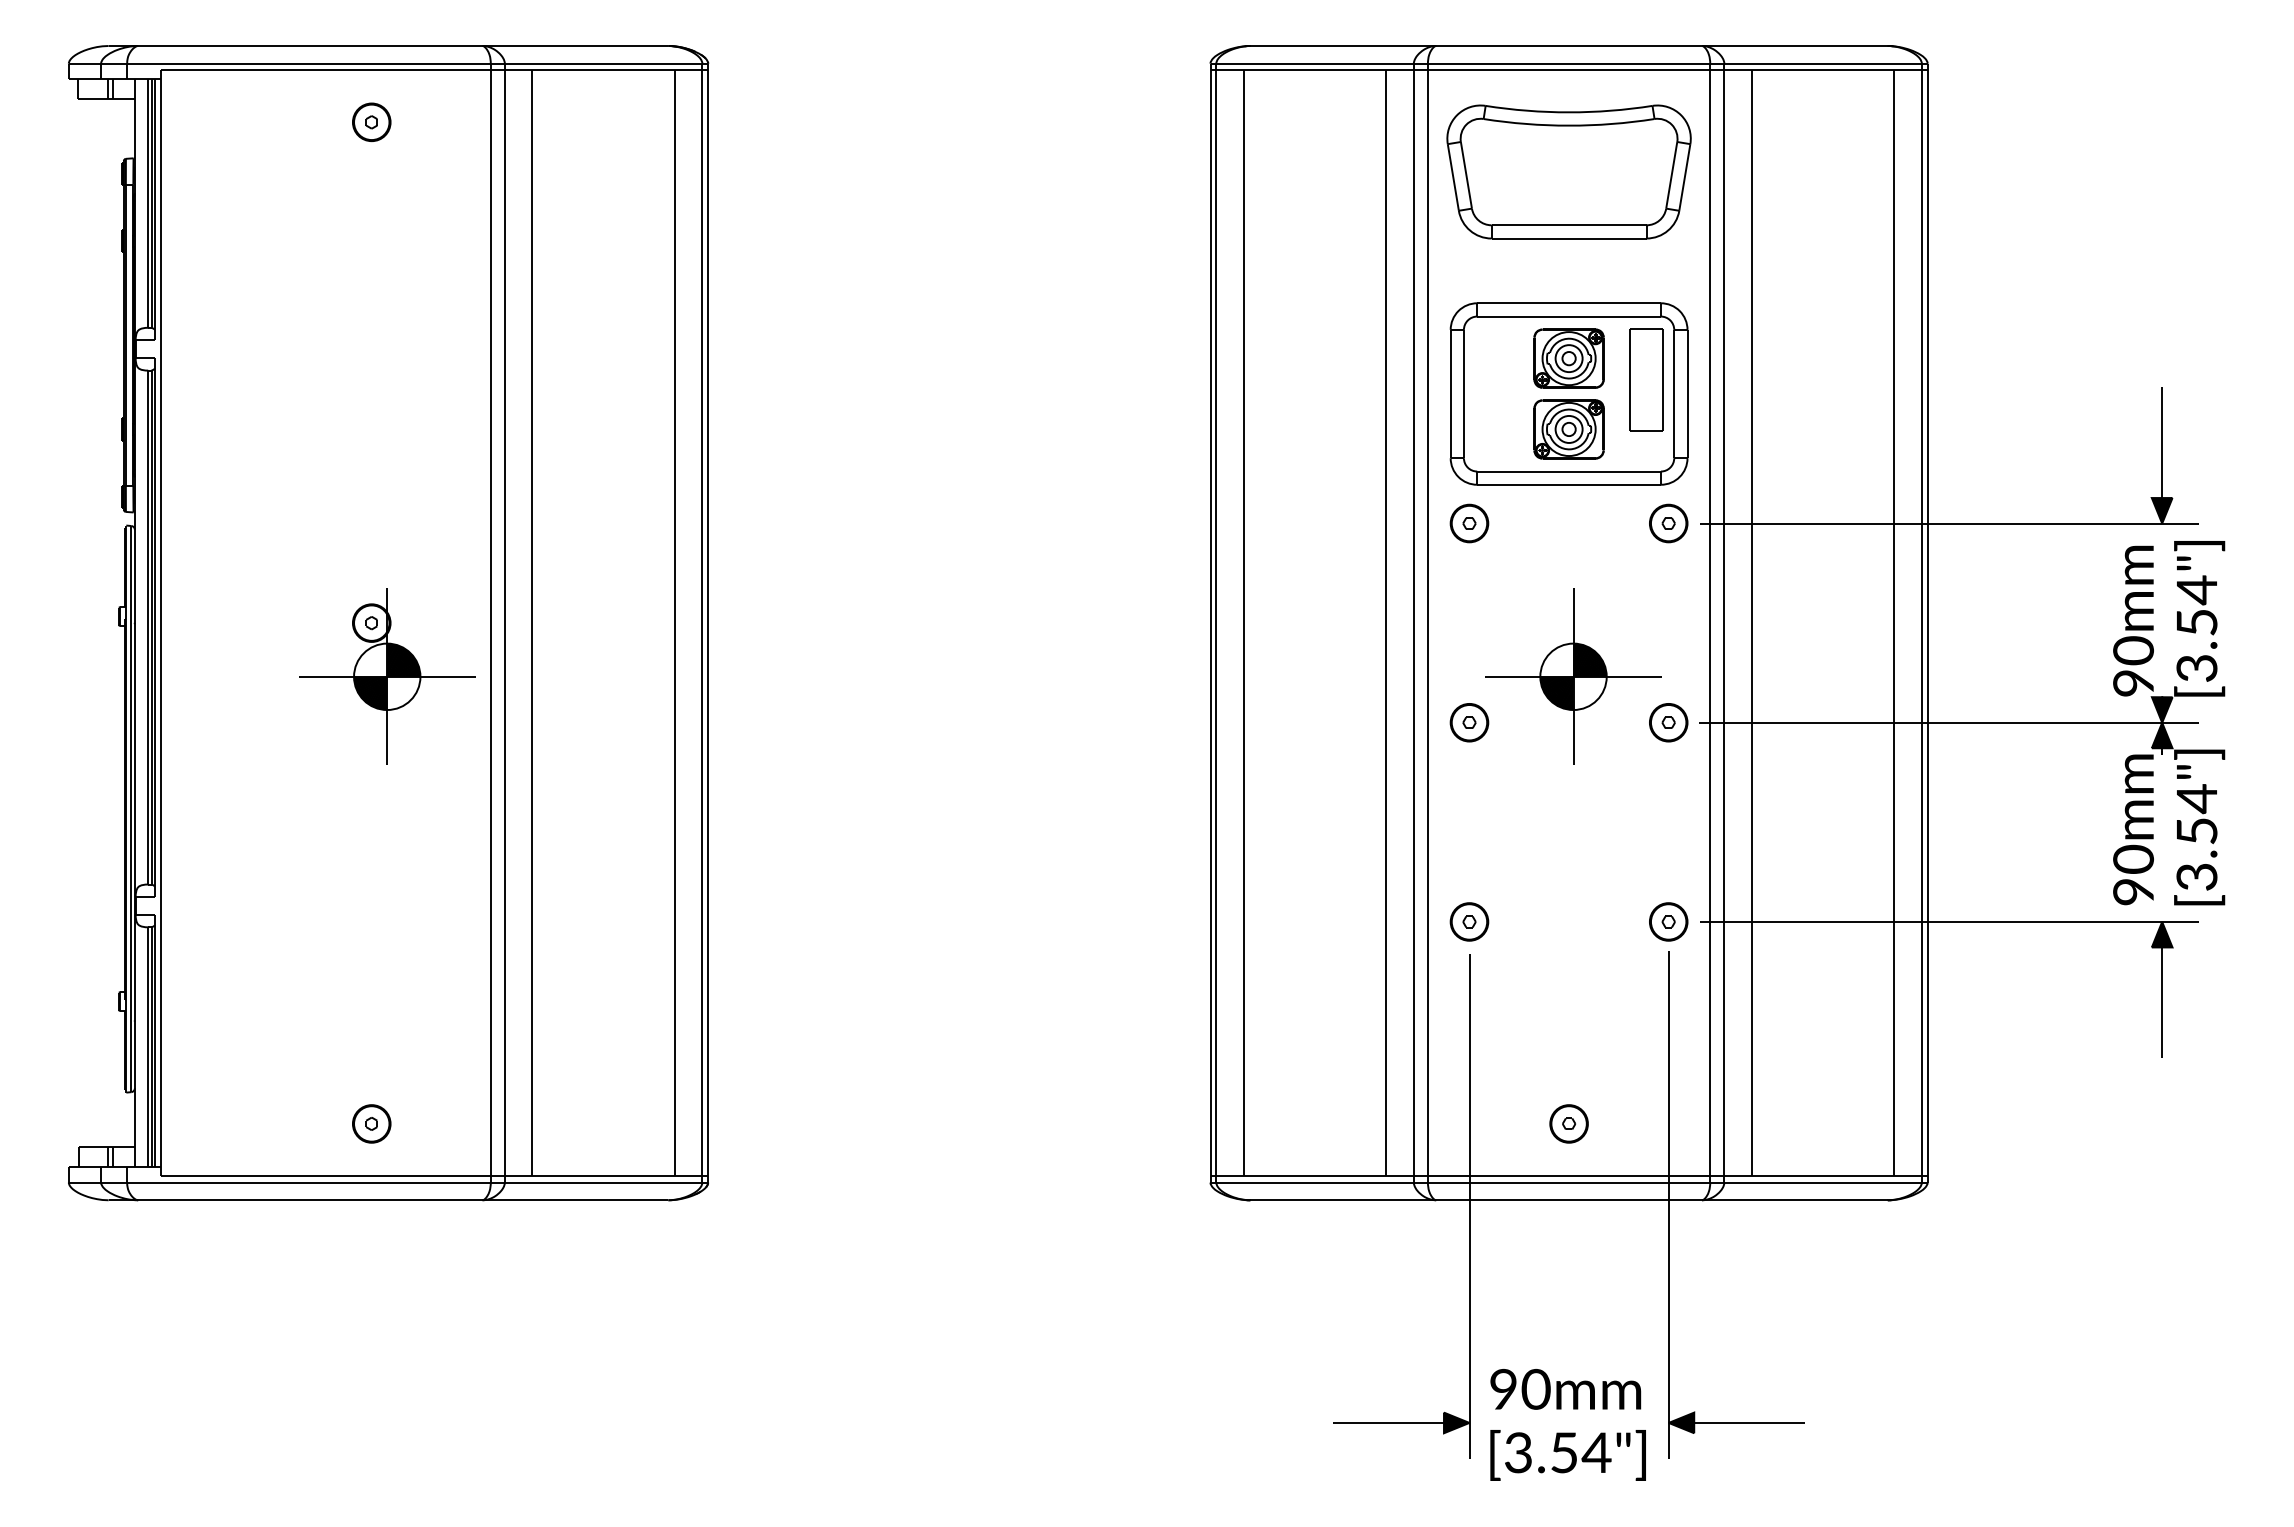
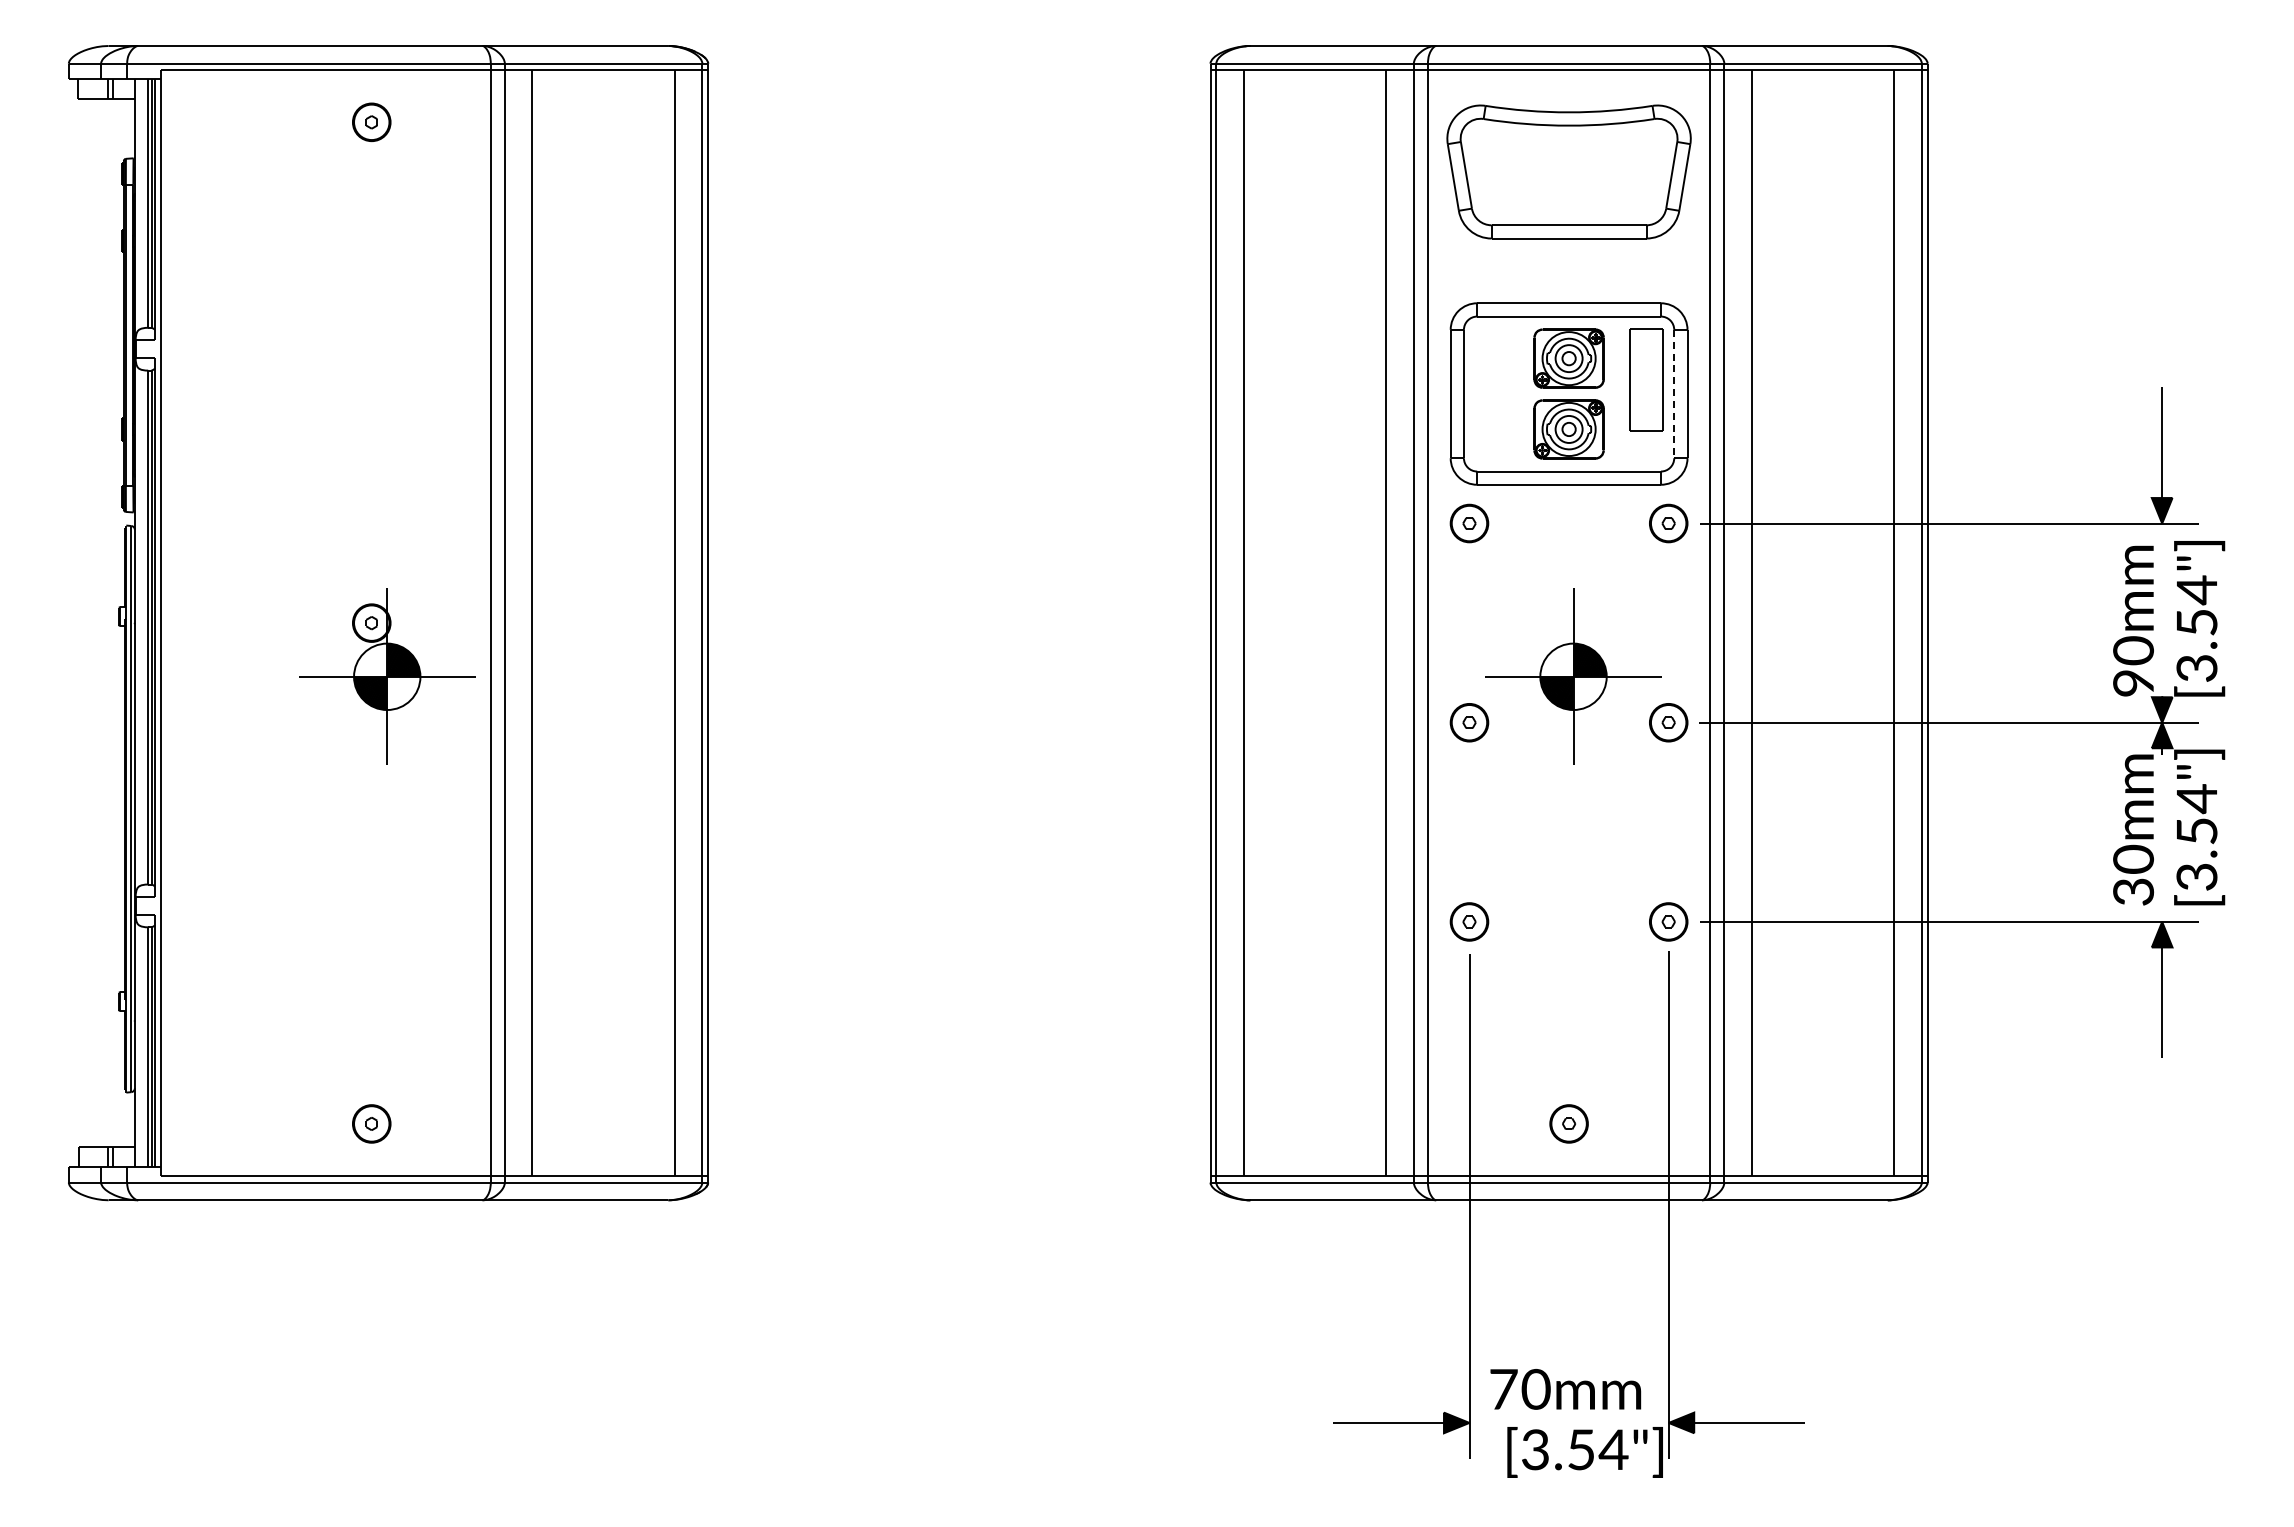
line: solid -> dashed (1674, 394)
text: 90mm -> 30mm (2133, 891)
text: 90mm -> 70mm (1503, 1388)
text position: (1567, 1455) -> (1584, 1452) (1584, 1452)
